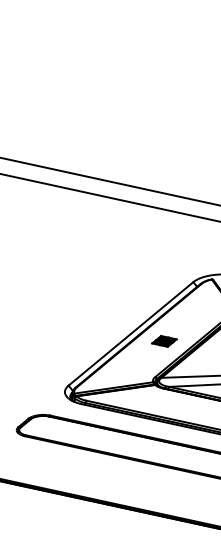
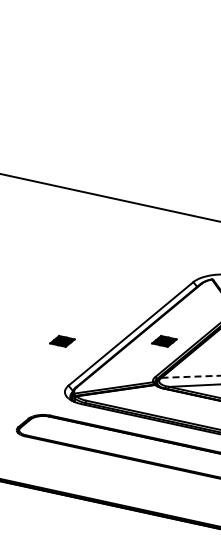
line: present -> none (109, 181)
part: none -> present (62, 341)
line: solid -> dashed (191, 376)
